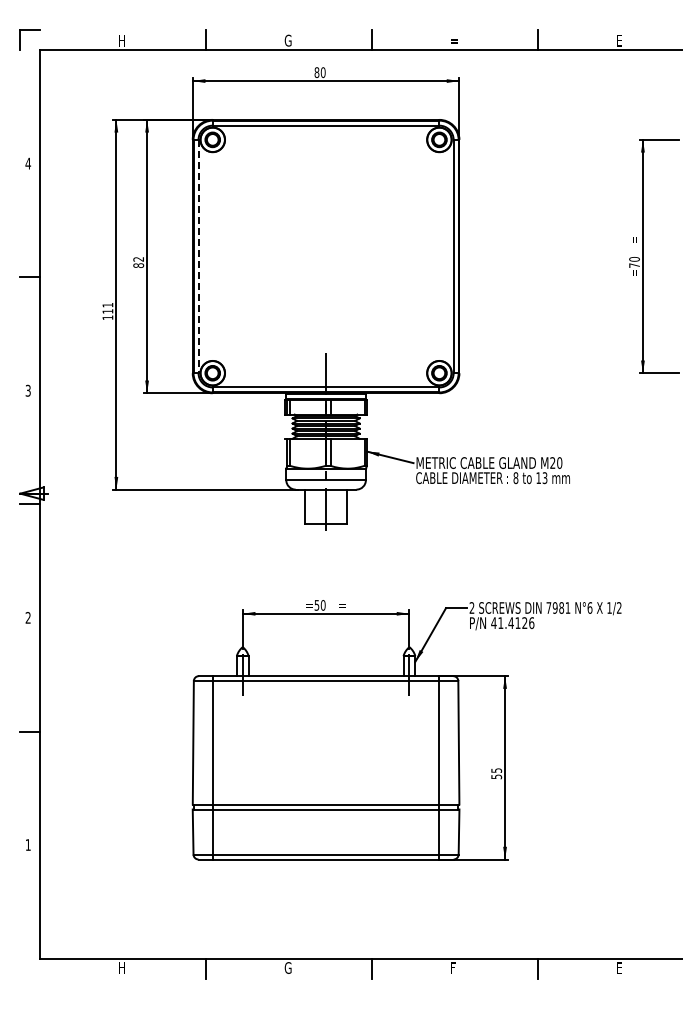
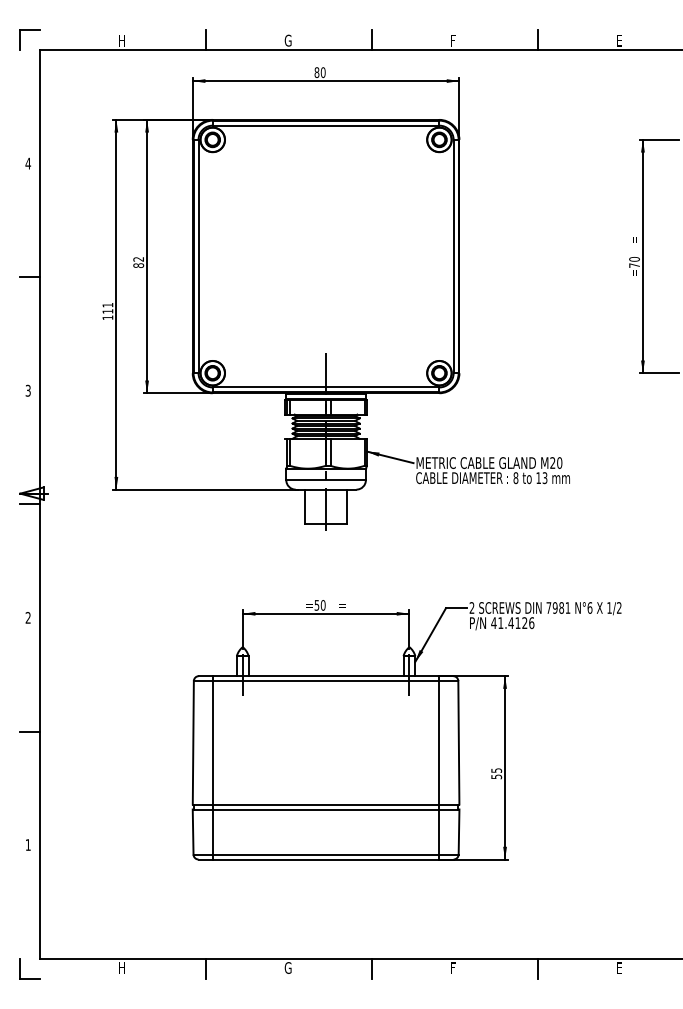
text: = -> F (454, 40)
line: dashed -> solid (198, 256)
part: none -> present (20, 968)
